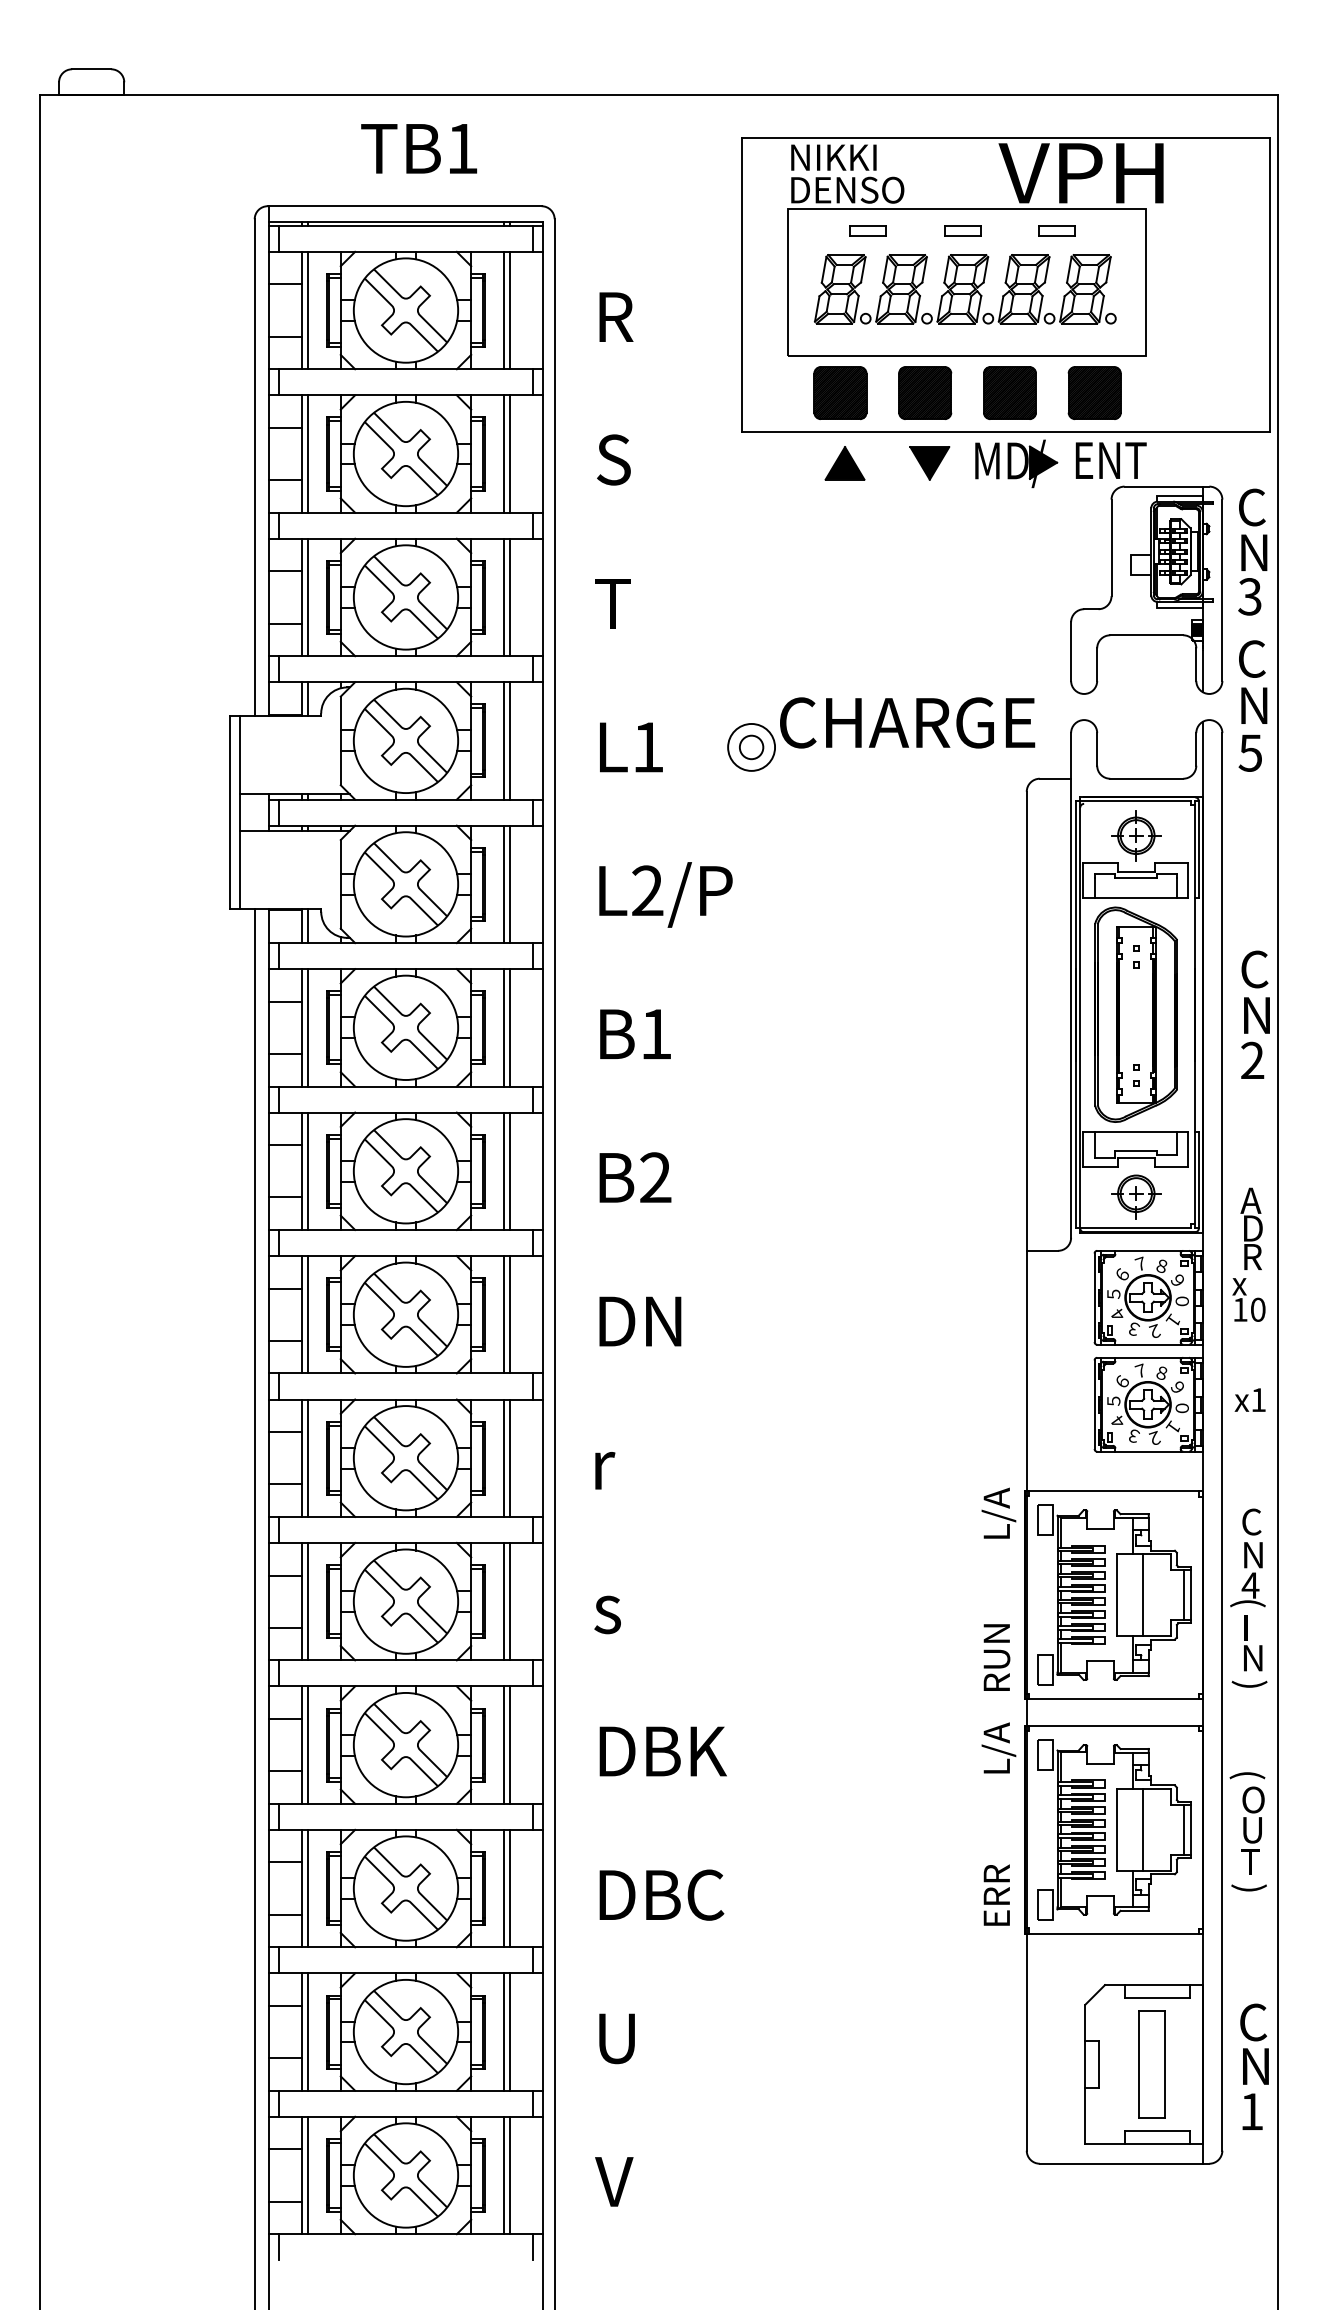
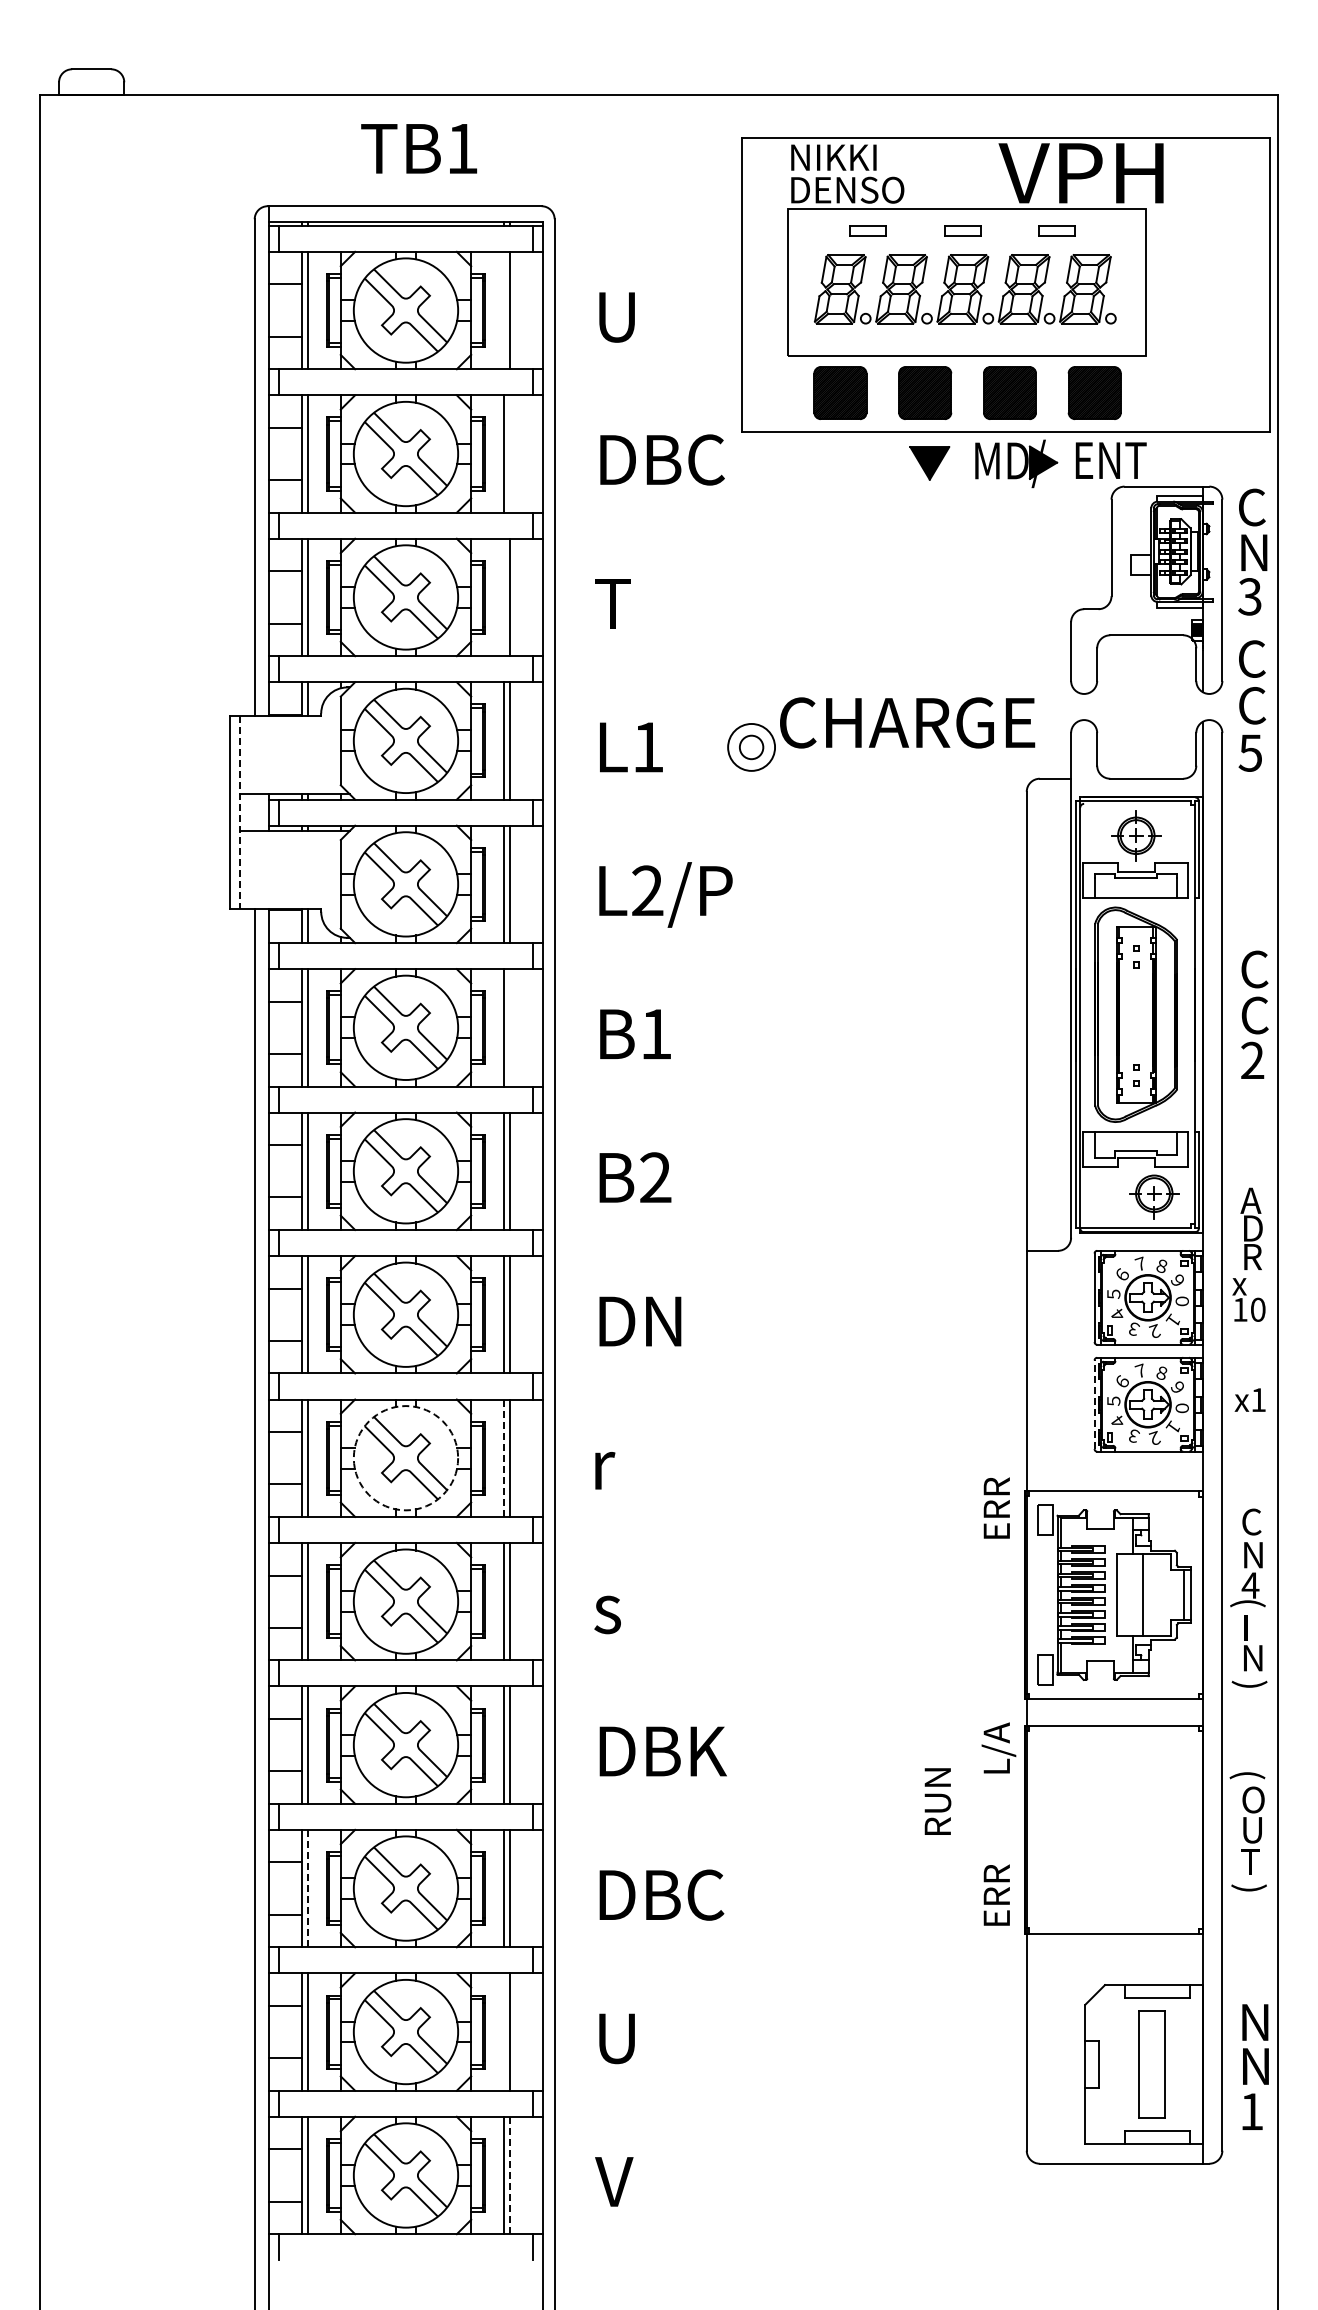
line: present -> none (503, 310)
text: R -> U (616, 317)
line: present -> none (510, 453)
text: S -> DBC (660, 459)
part: present -> none (844, 463)
line: present -> none (503, 597)
text: N -> C (1253, 705)
line: solid -> dashed (240, 812)
text: N -> C (1255, 1015)
line: present -> none (510, 1027)
part position: (1136, 1196) -> (1154, 1196) (1154, 1196)
line: solid -> dashed (1094, 1404)
circle: solid -> dashed (405, 1458)
line: solid -> dashed (503, 1458)
text: L/A -> ERR (998, 1506)
text position: (996, 1657) -> (937, 1801) (937, 1801)
part: present -> none (1114, 1829)
line: solid -> dashed (308, 1888)
text: C -> N (1254, 2022)
line: present -> none (503, 2031)
line: solid -> dashed (510, 2175)
